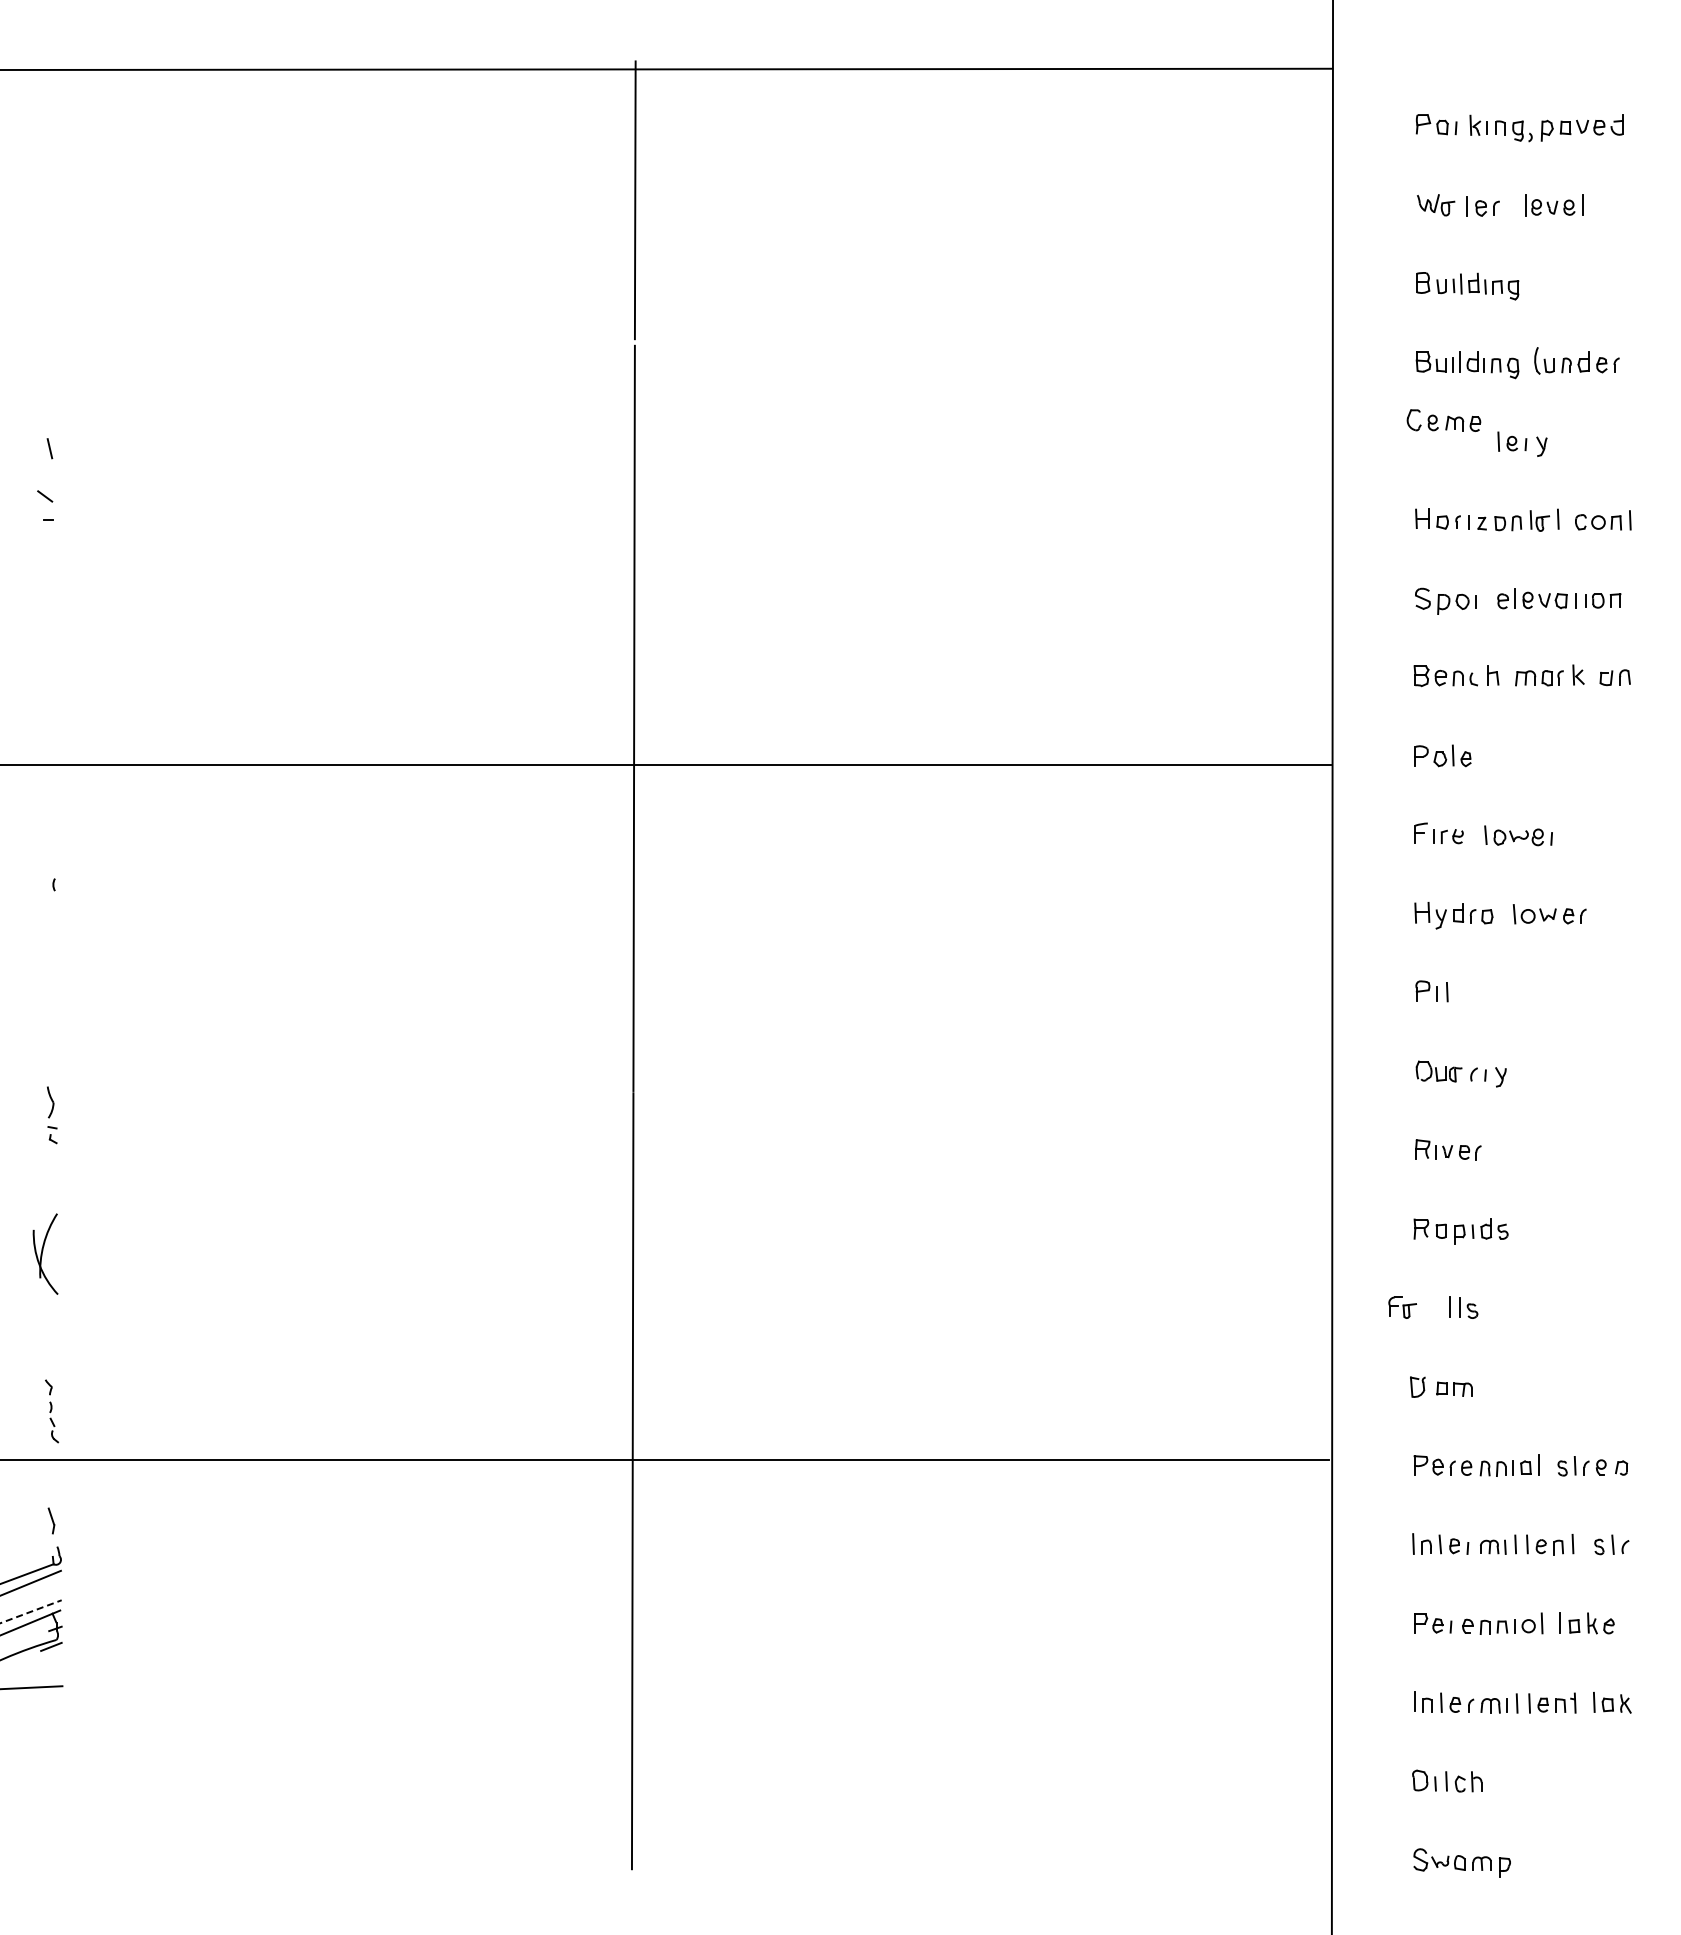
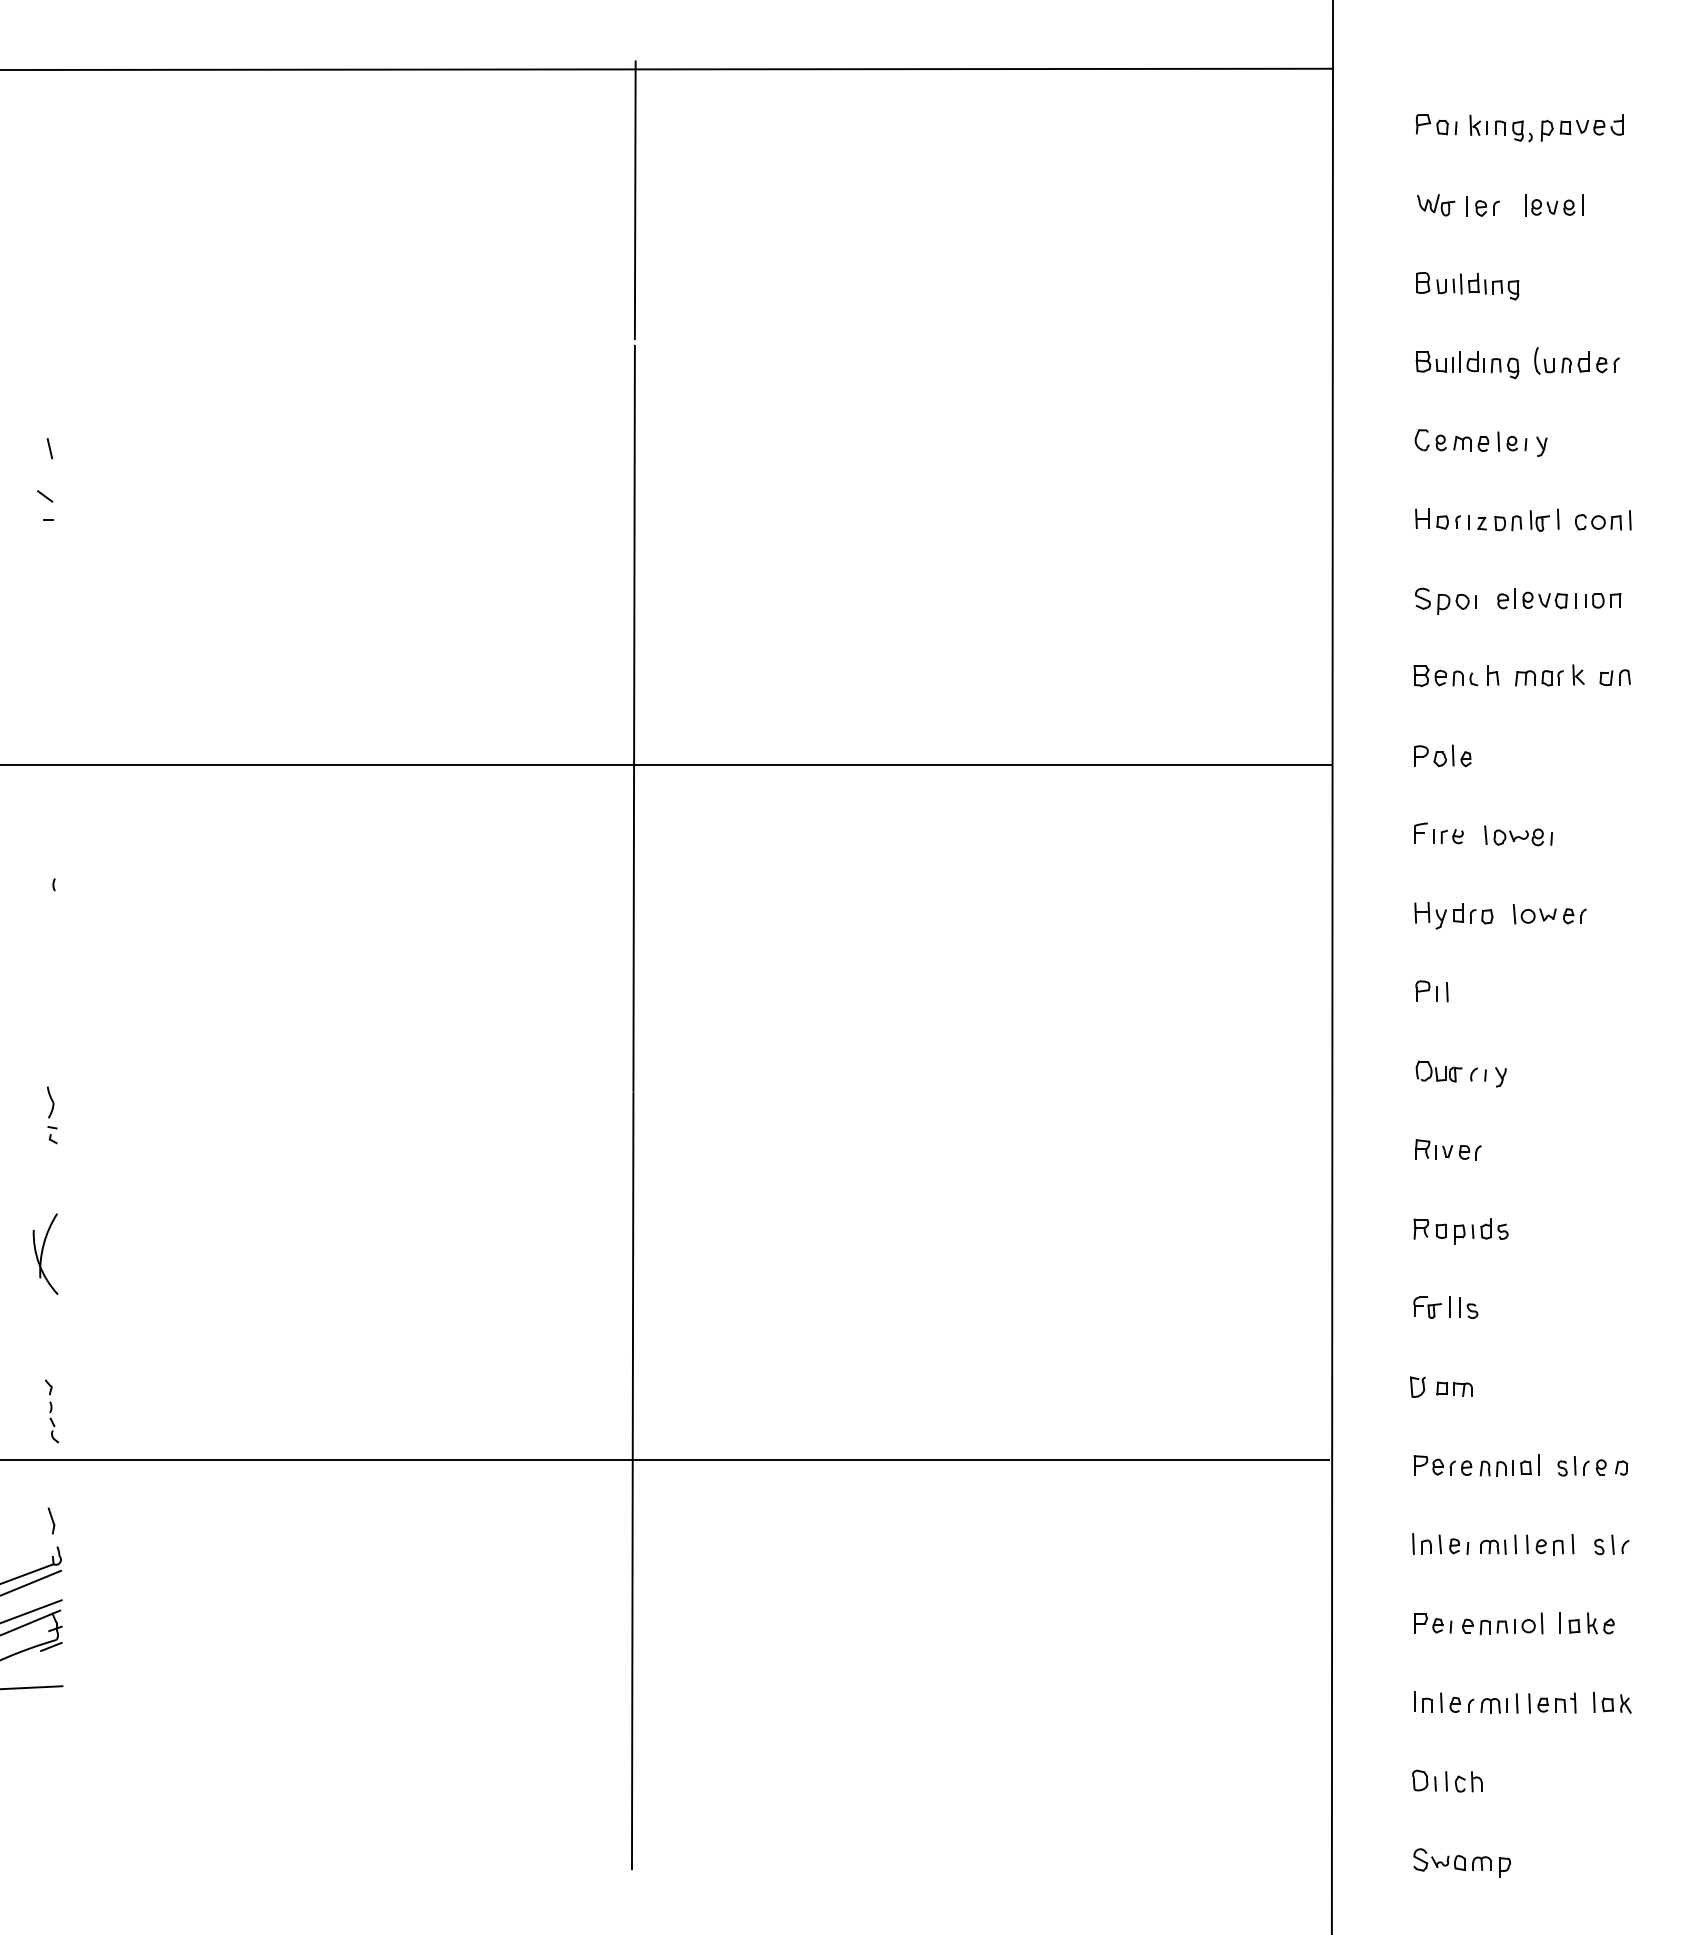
part position: (1443, 420) -> (1451, 440) (1451, 440)
part position: (1402, 1307) -> (1427, 1307) (1427, 1307)
line: dashed -> solid (30, 1611)
